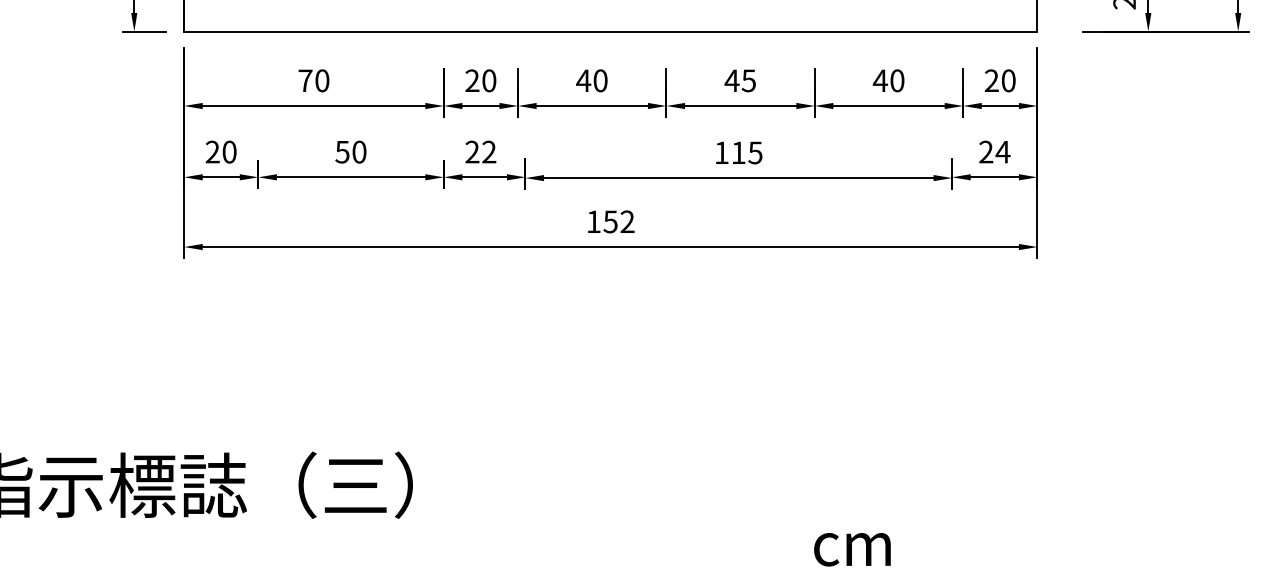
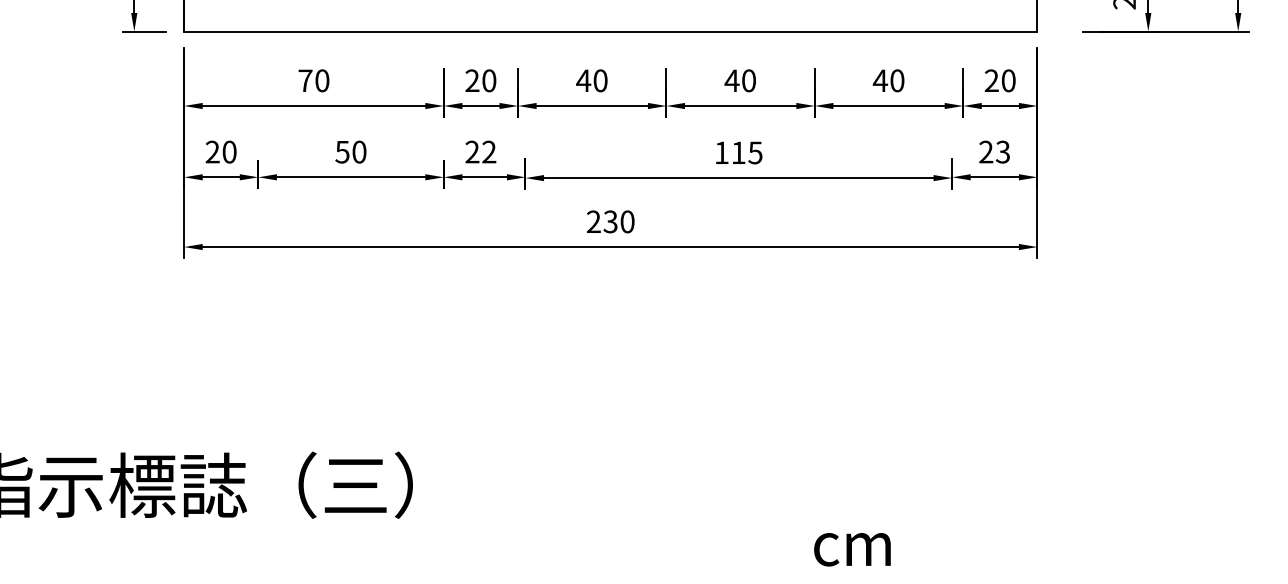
text: 45 -> 40 (748, 80)
text: 24 -> 23 (1002, 151)
text: 152 -> 230 (610, 221)
